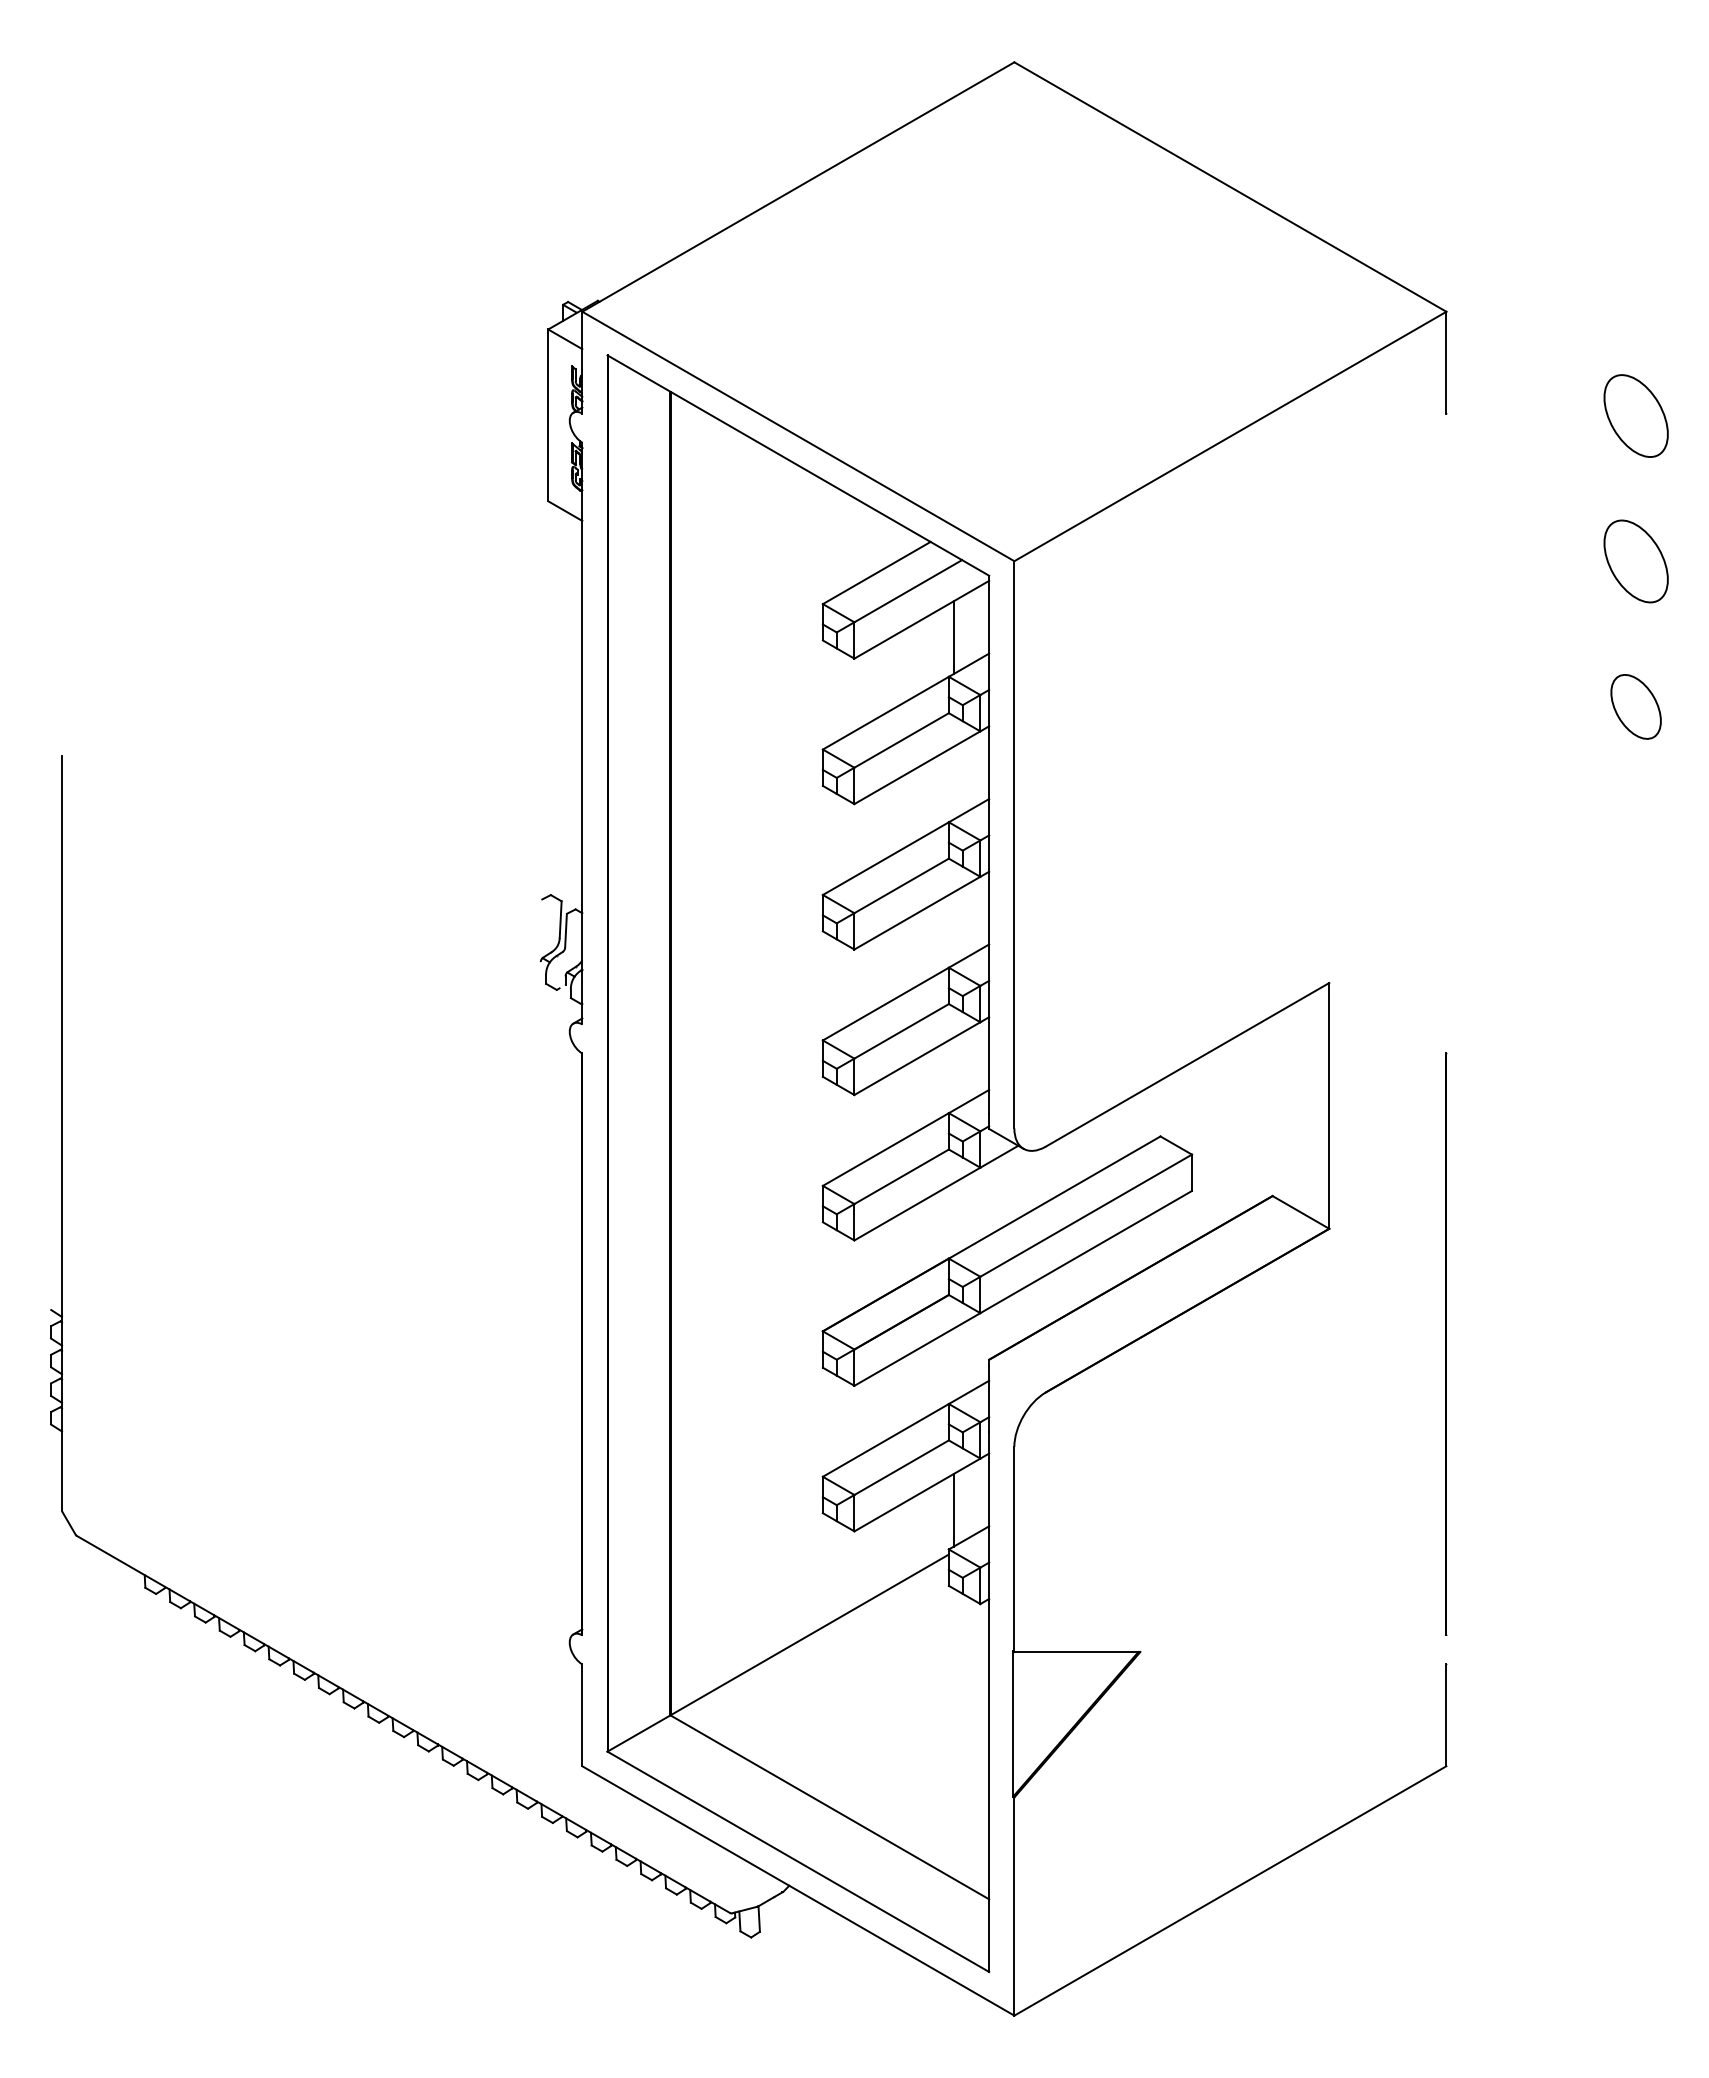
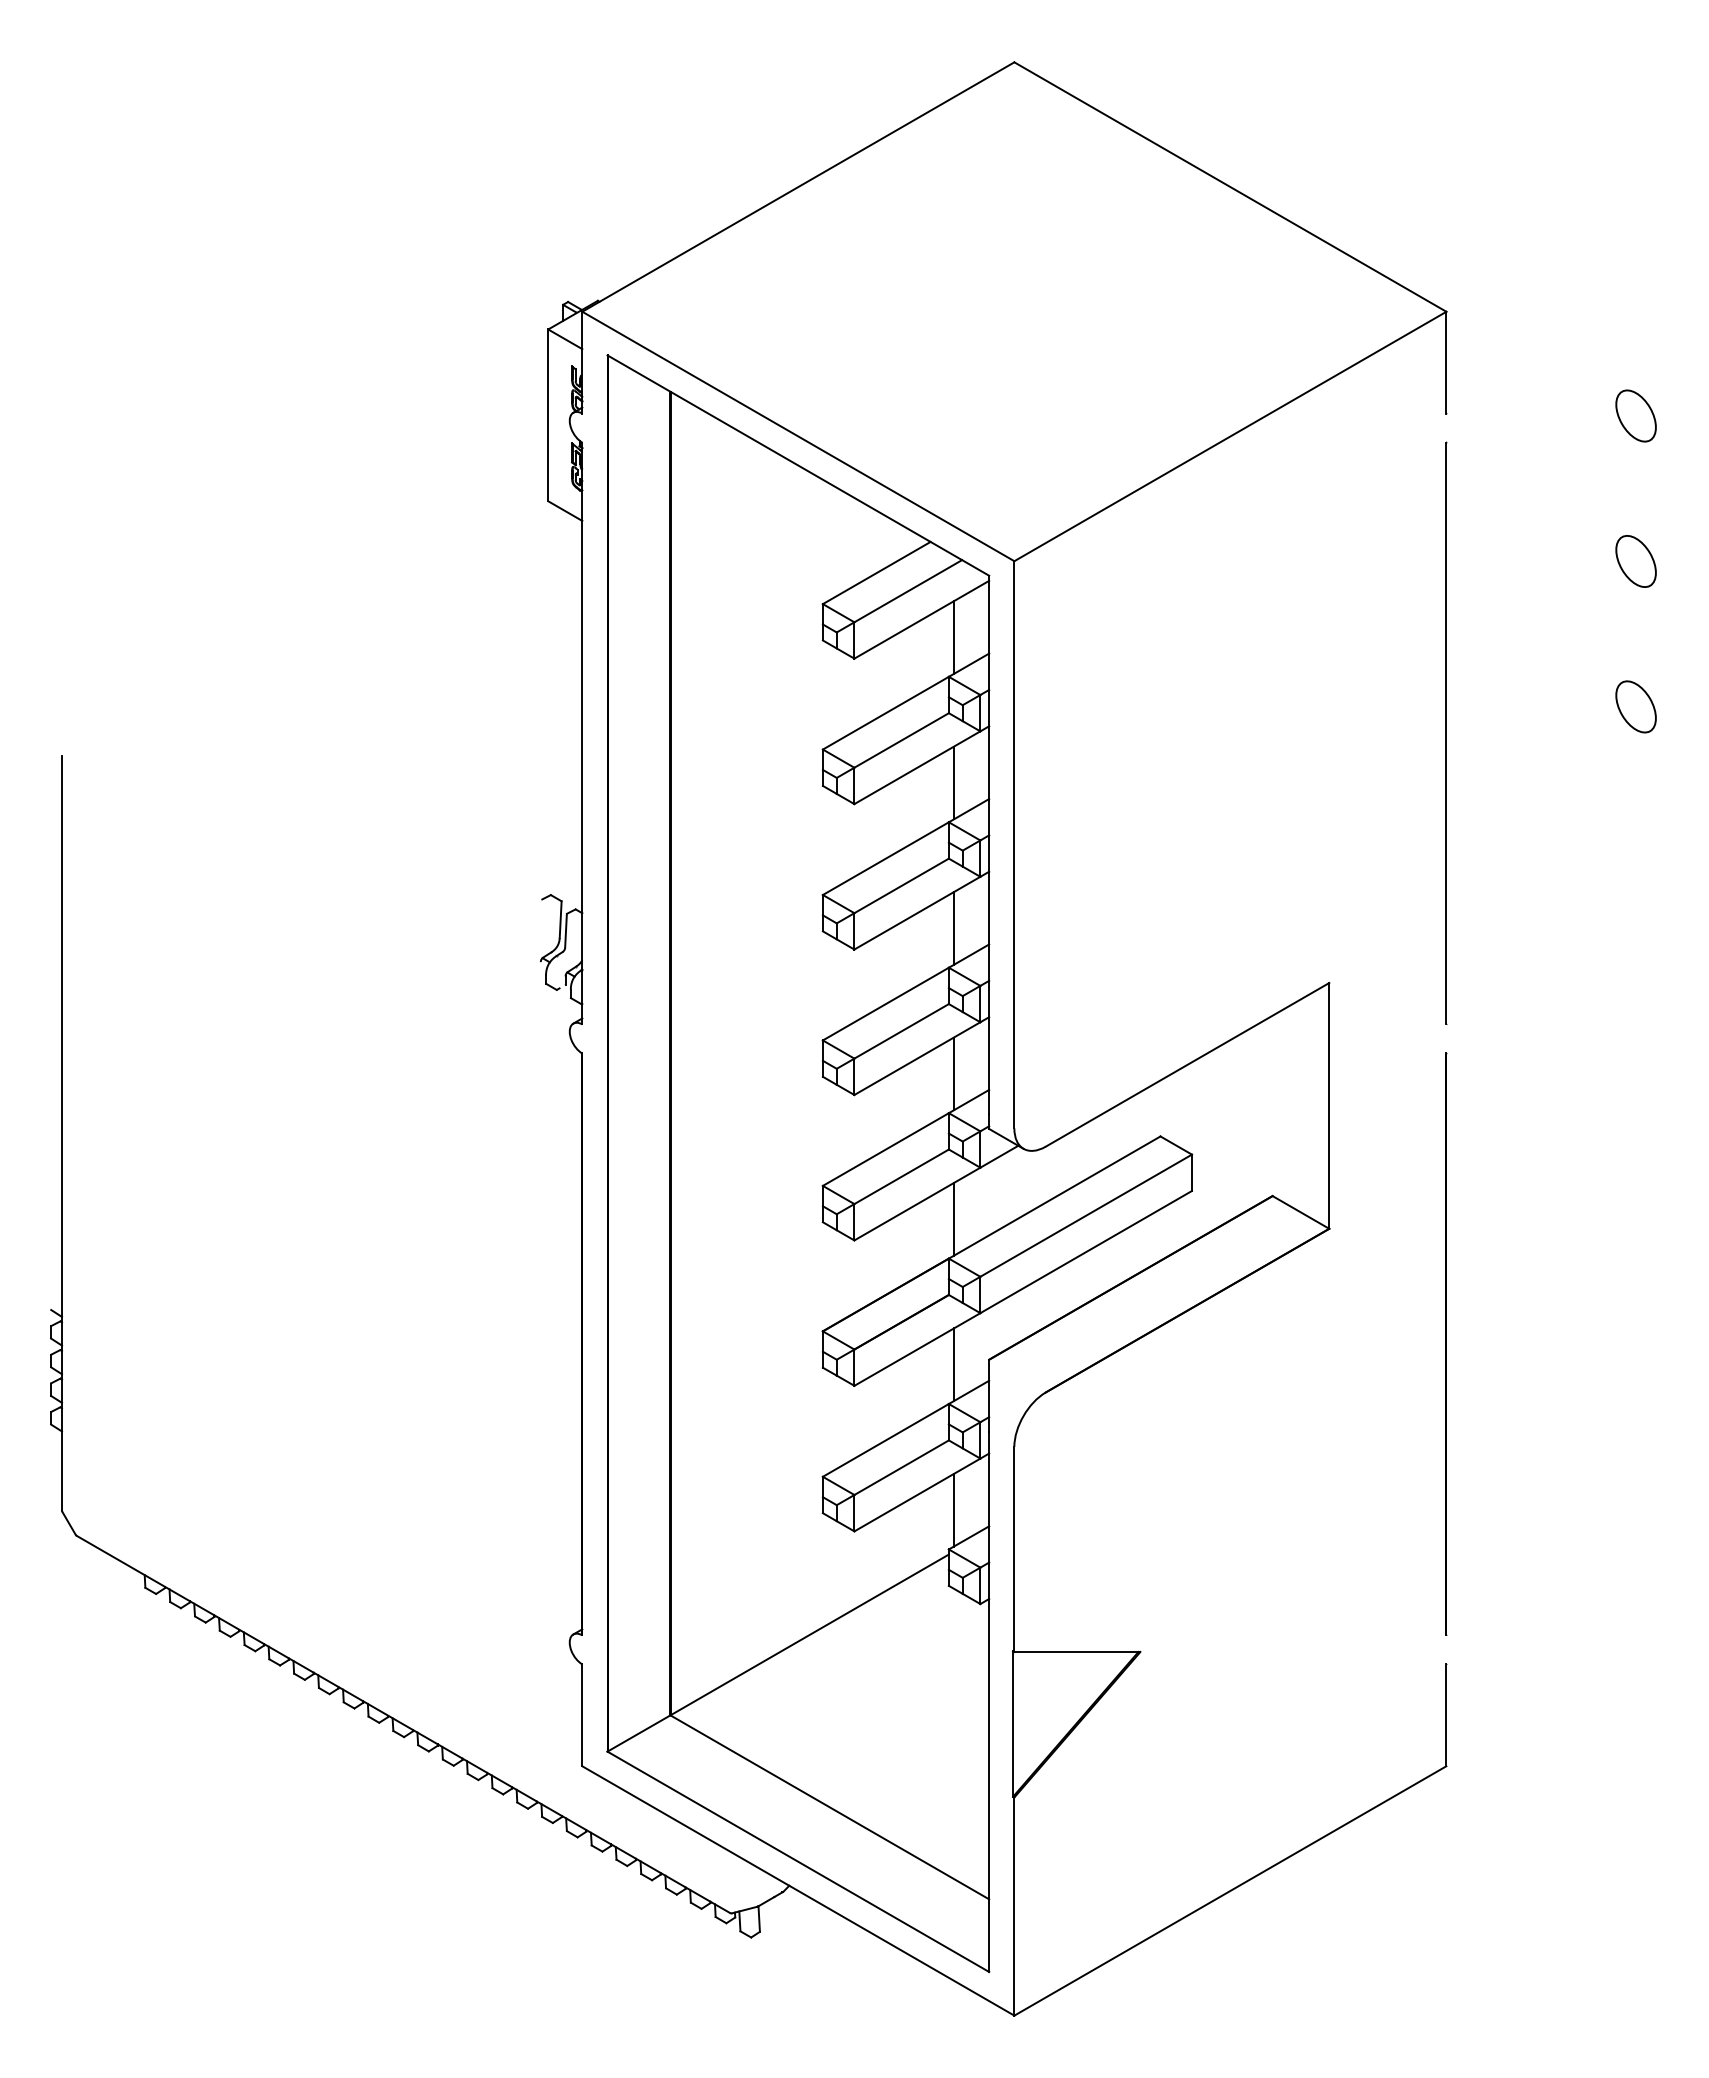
part size: 66x84 px -> 42x54 px (1635, 415)
part size: 66x85 px -> 42x53 px (1635, 561)
part size: 52x66 px -> 42x54 px (1635, 706)
line: none -> present (1446, 732)
line: none -> present (953, 782)
line: none -> present (953, 928)
line: none -> present (953, 1073)
line: none -> present (953, 1219)
line: none -> present (953, 1364)
